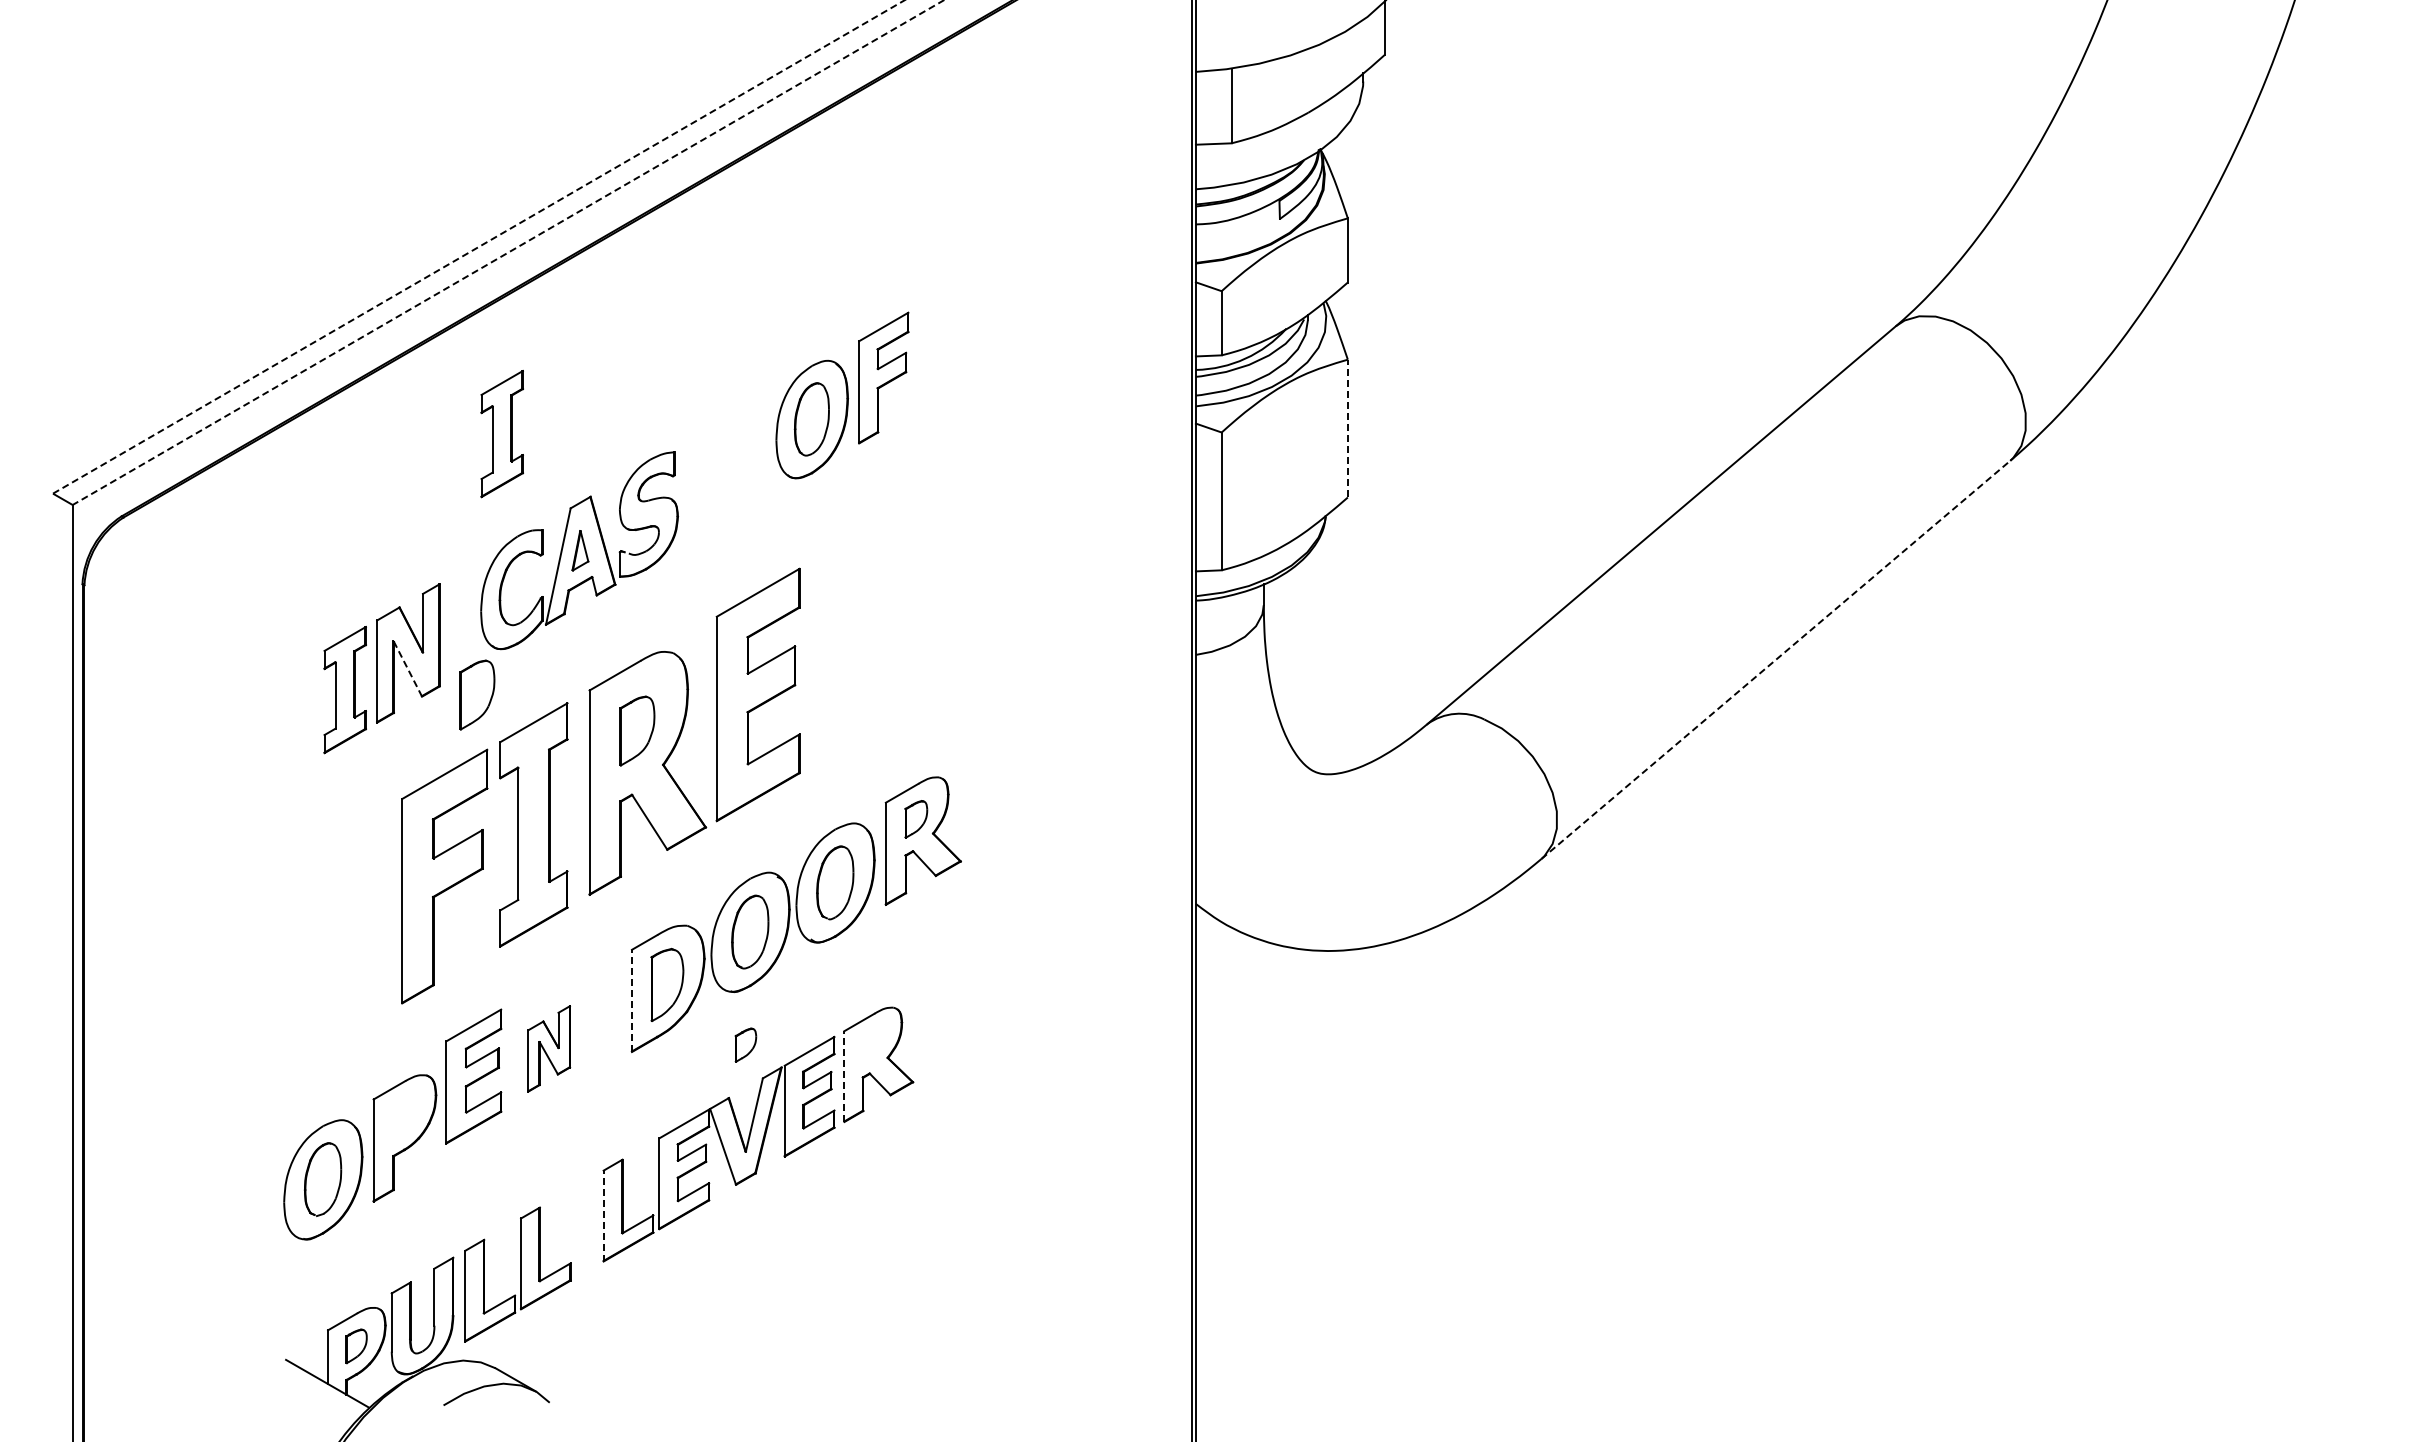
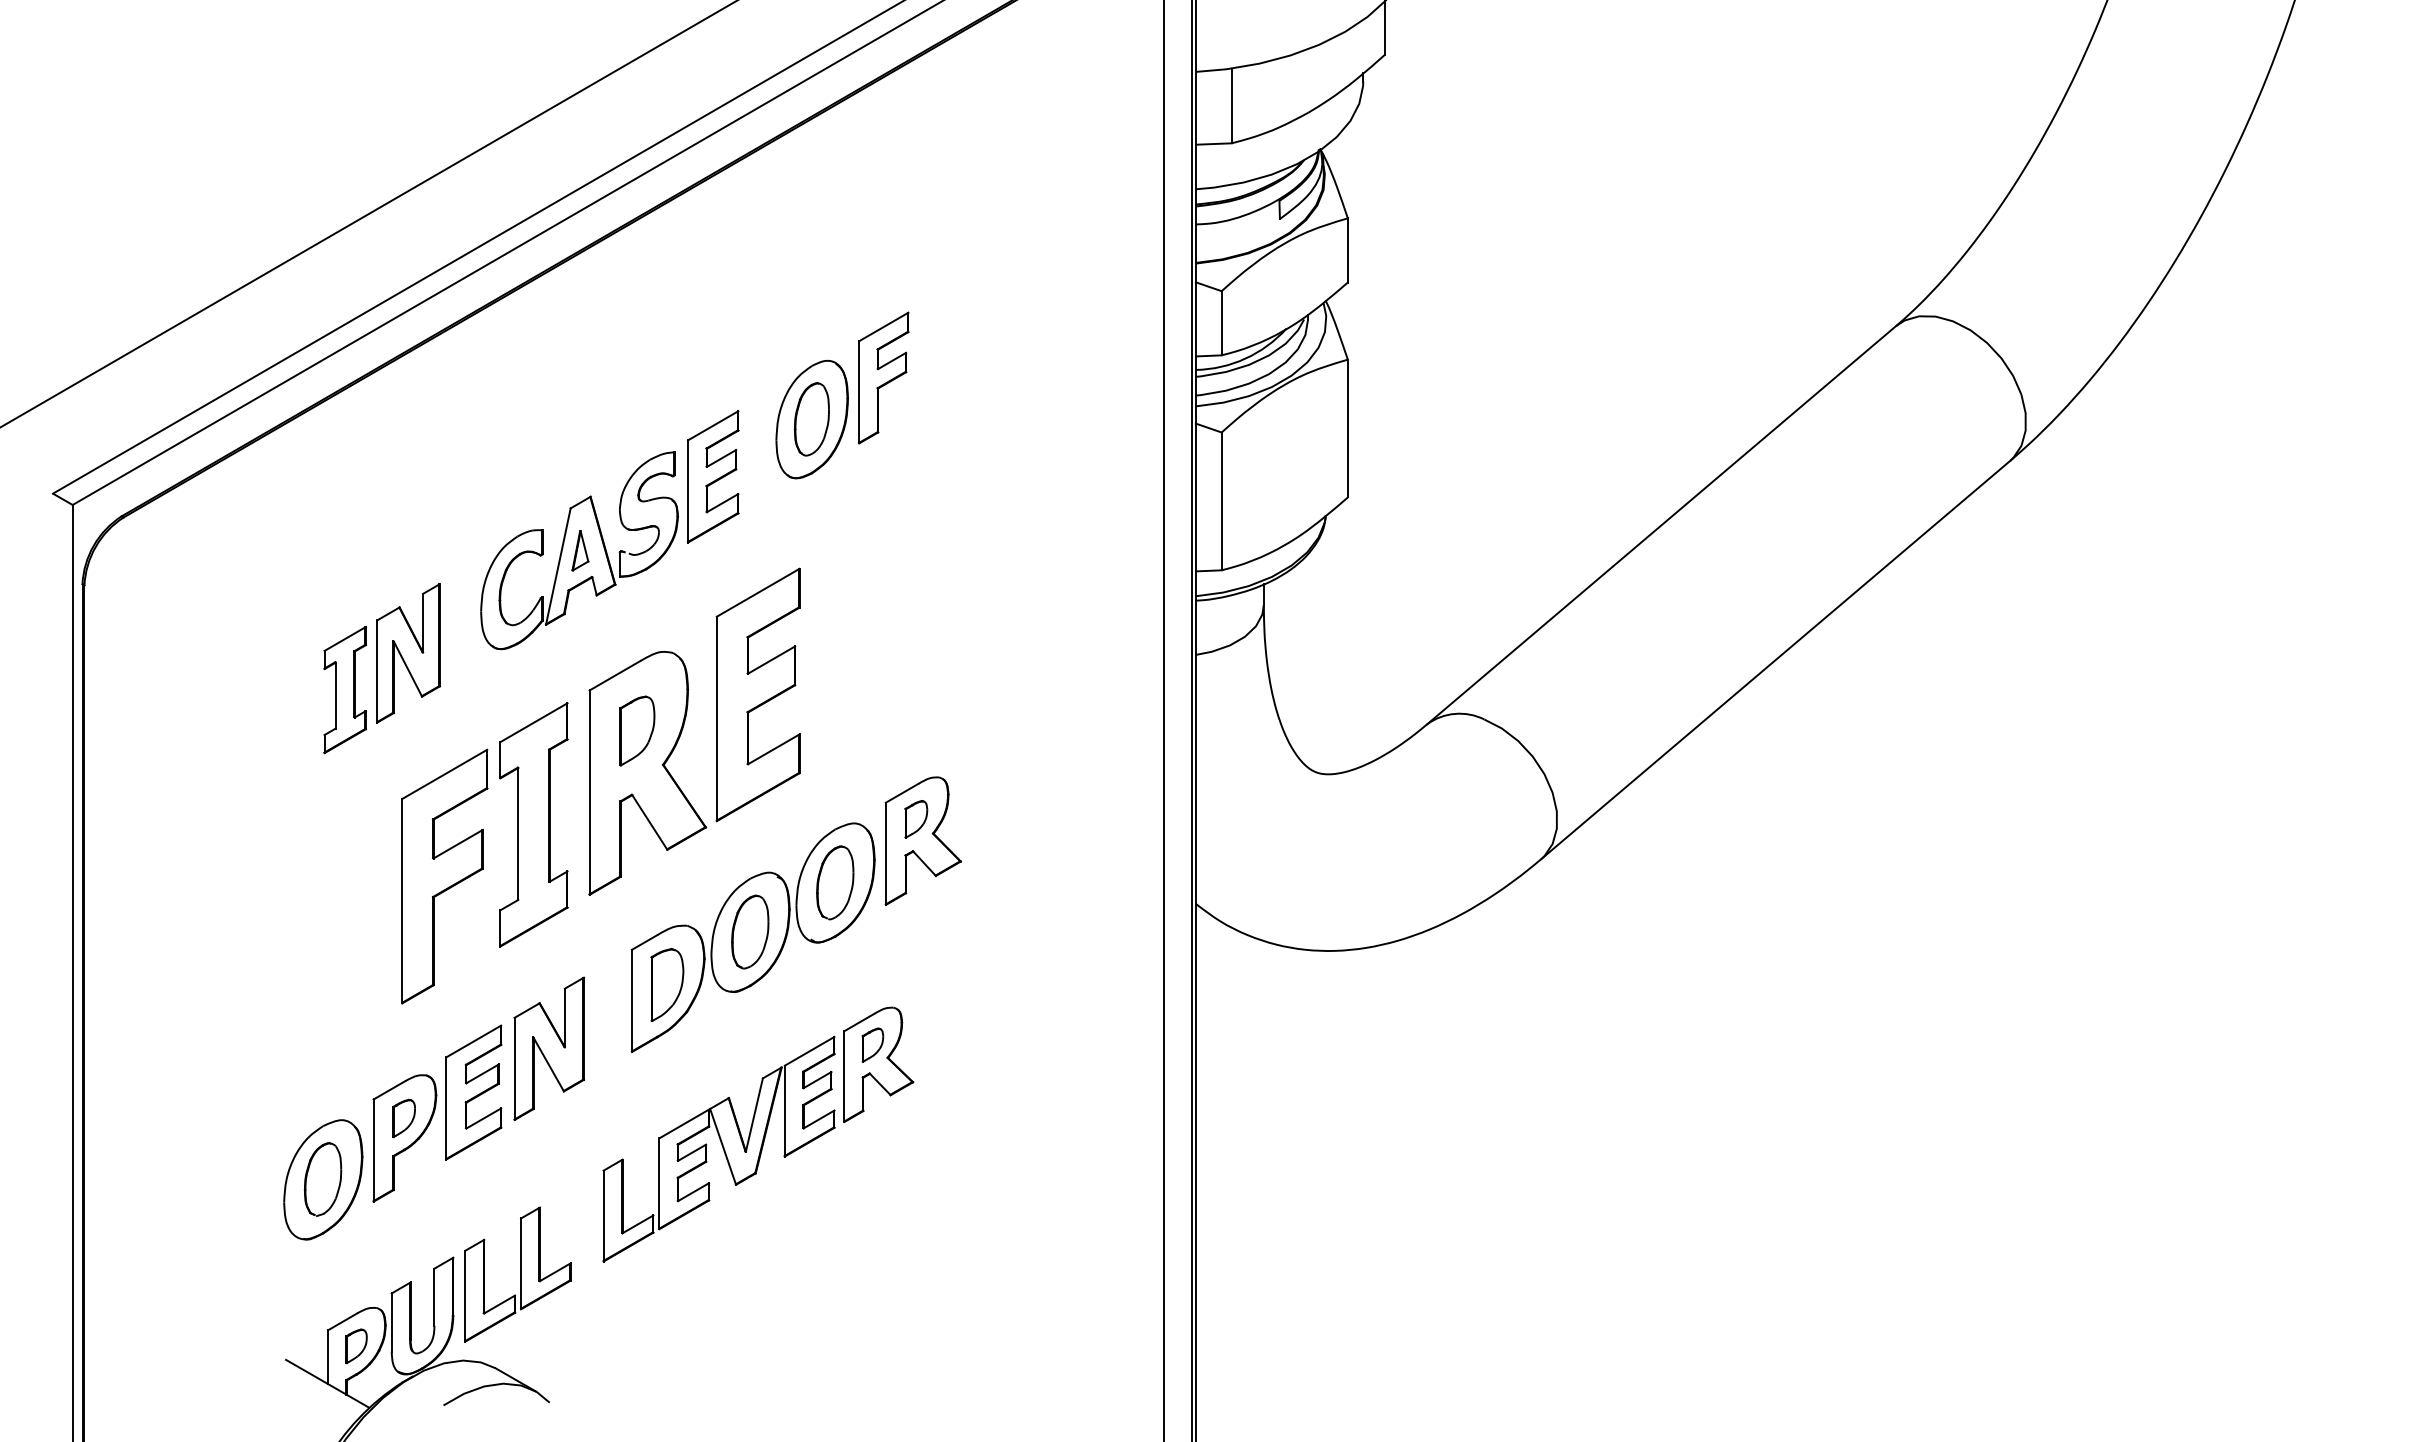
line: none -> present (368, 214)
line: dashed -> solid (479, 246)
line: dashed -> solid (507, 252)
line: dashed -> solid (1347, 428)
part: present -> none (501, 434)
part: none -> present (713, 476)
line: dashed -> solid (1775, 659)
line: dashed -> solid (408, 669)
part: present -> none (477, 694)
line: none -> present (1164, 720)
line: dashed -> solid (632, 1000)
part position: (745, 1044) -> (872, 1044) (872, 1044)
part size: 45x88 px -> 72x146 px (548, 1048)
part position: (473, 1076) -> (473, 1092) (473, 1092)
line: dashed -> solid (844, 1076)
part: none -> present (403, 1118)
line: dashed -> solid (603, 1215)
